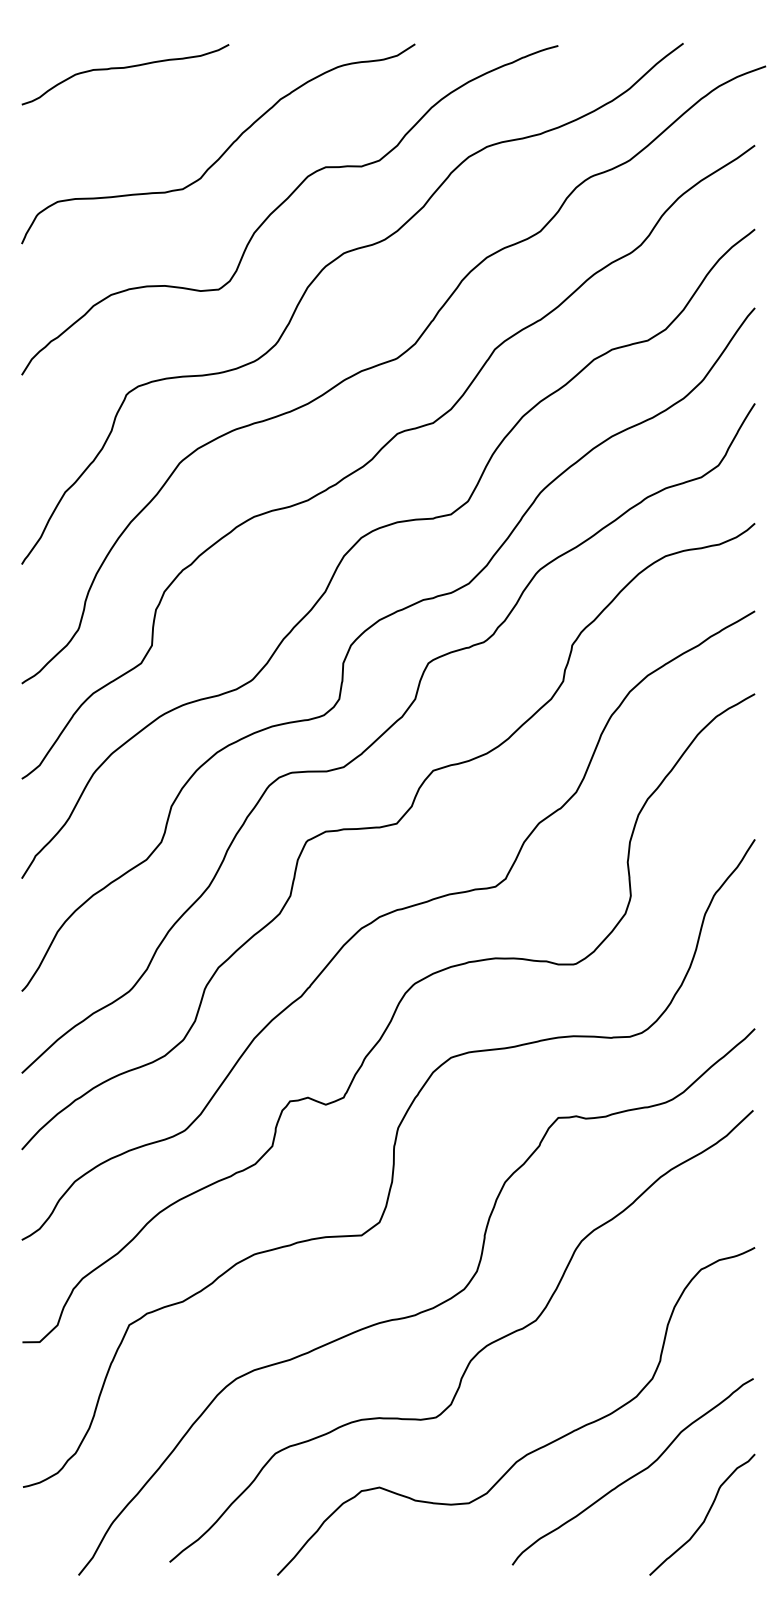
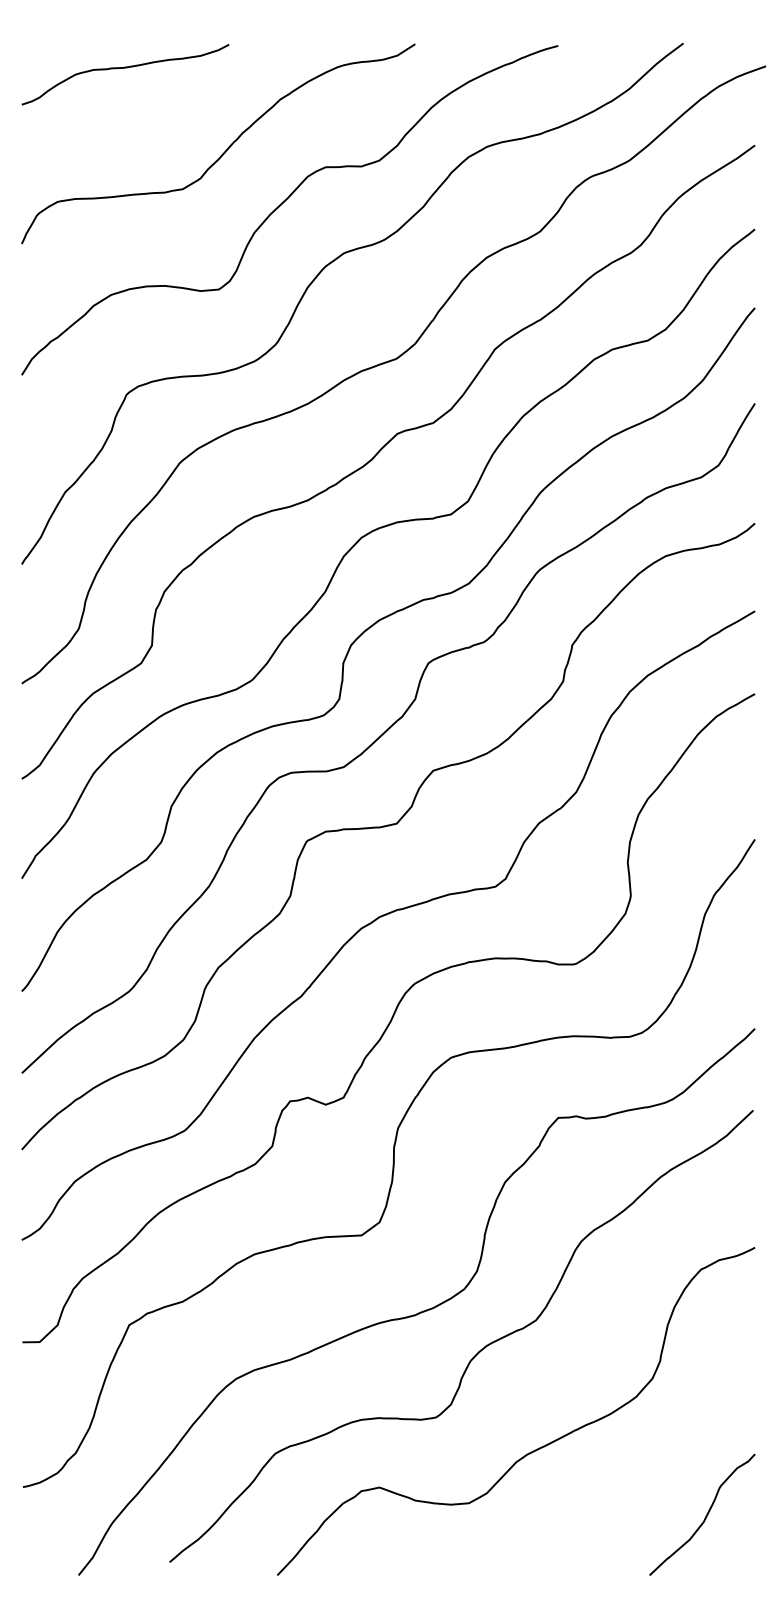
curve: present -> none (634, 1474)
